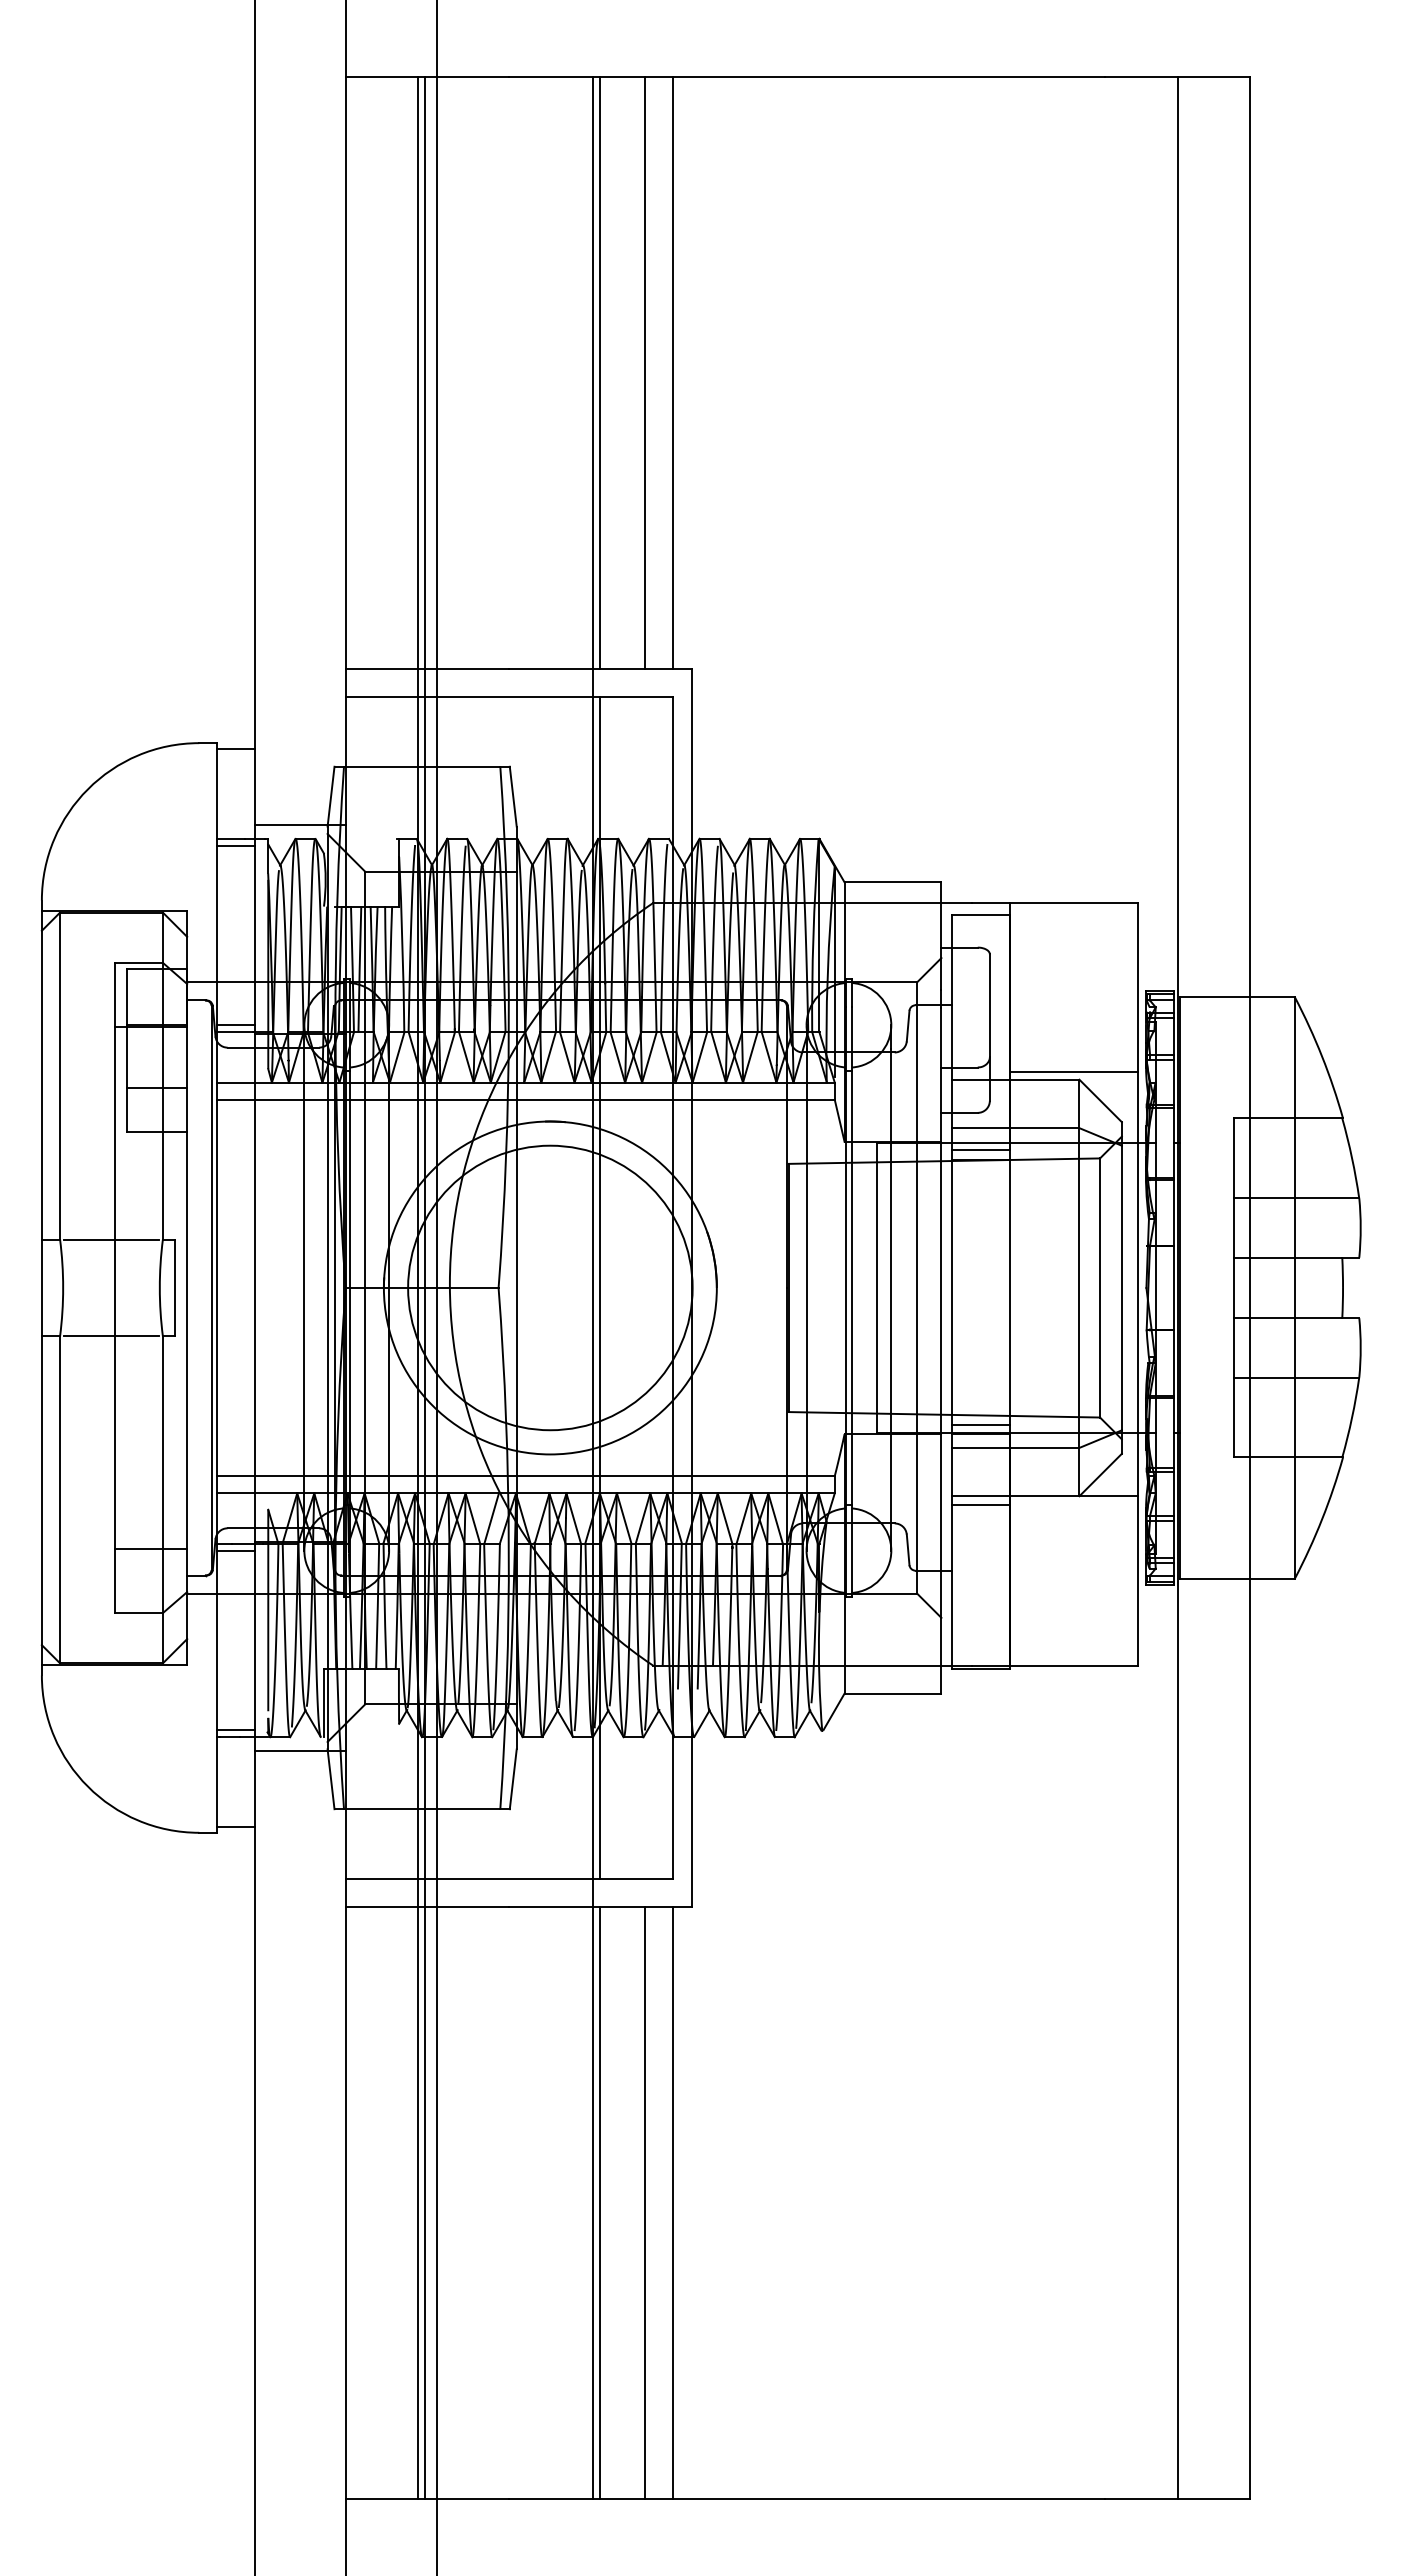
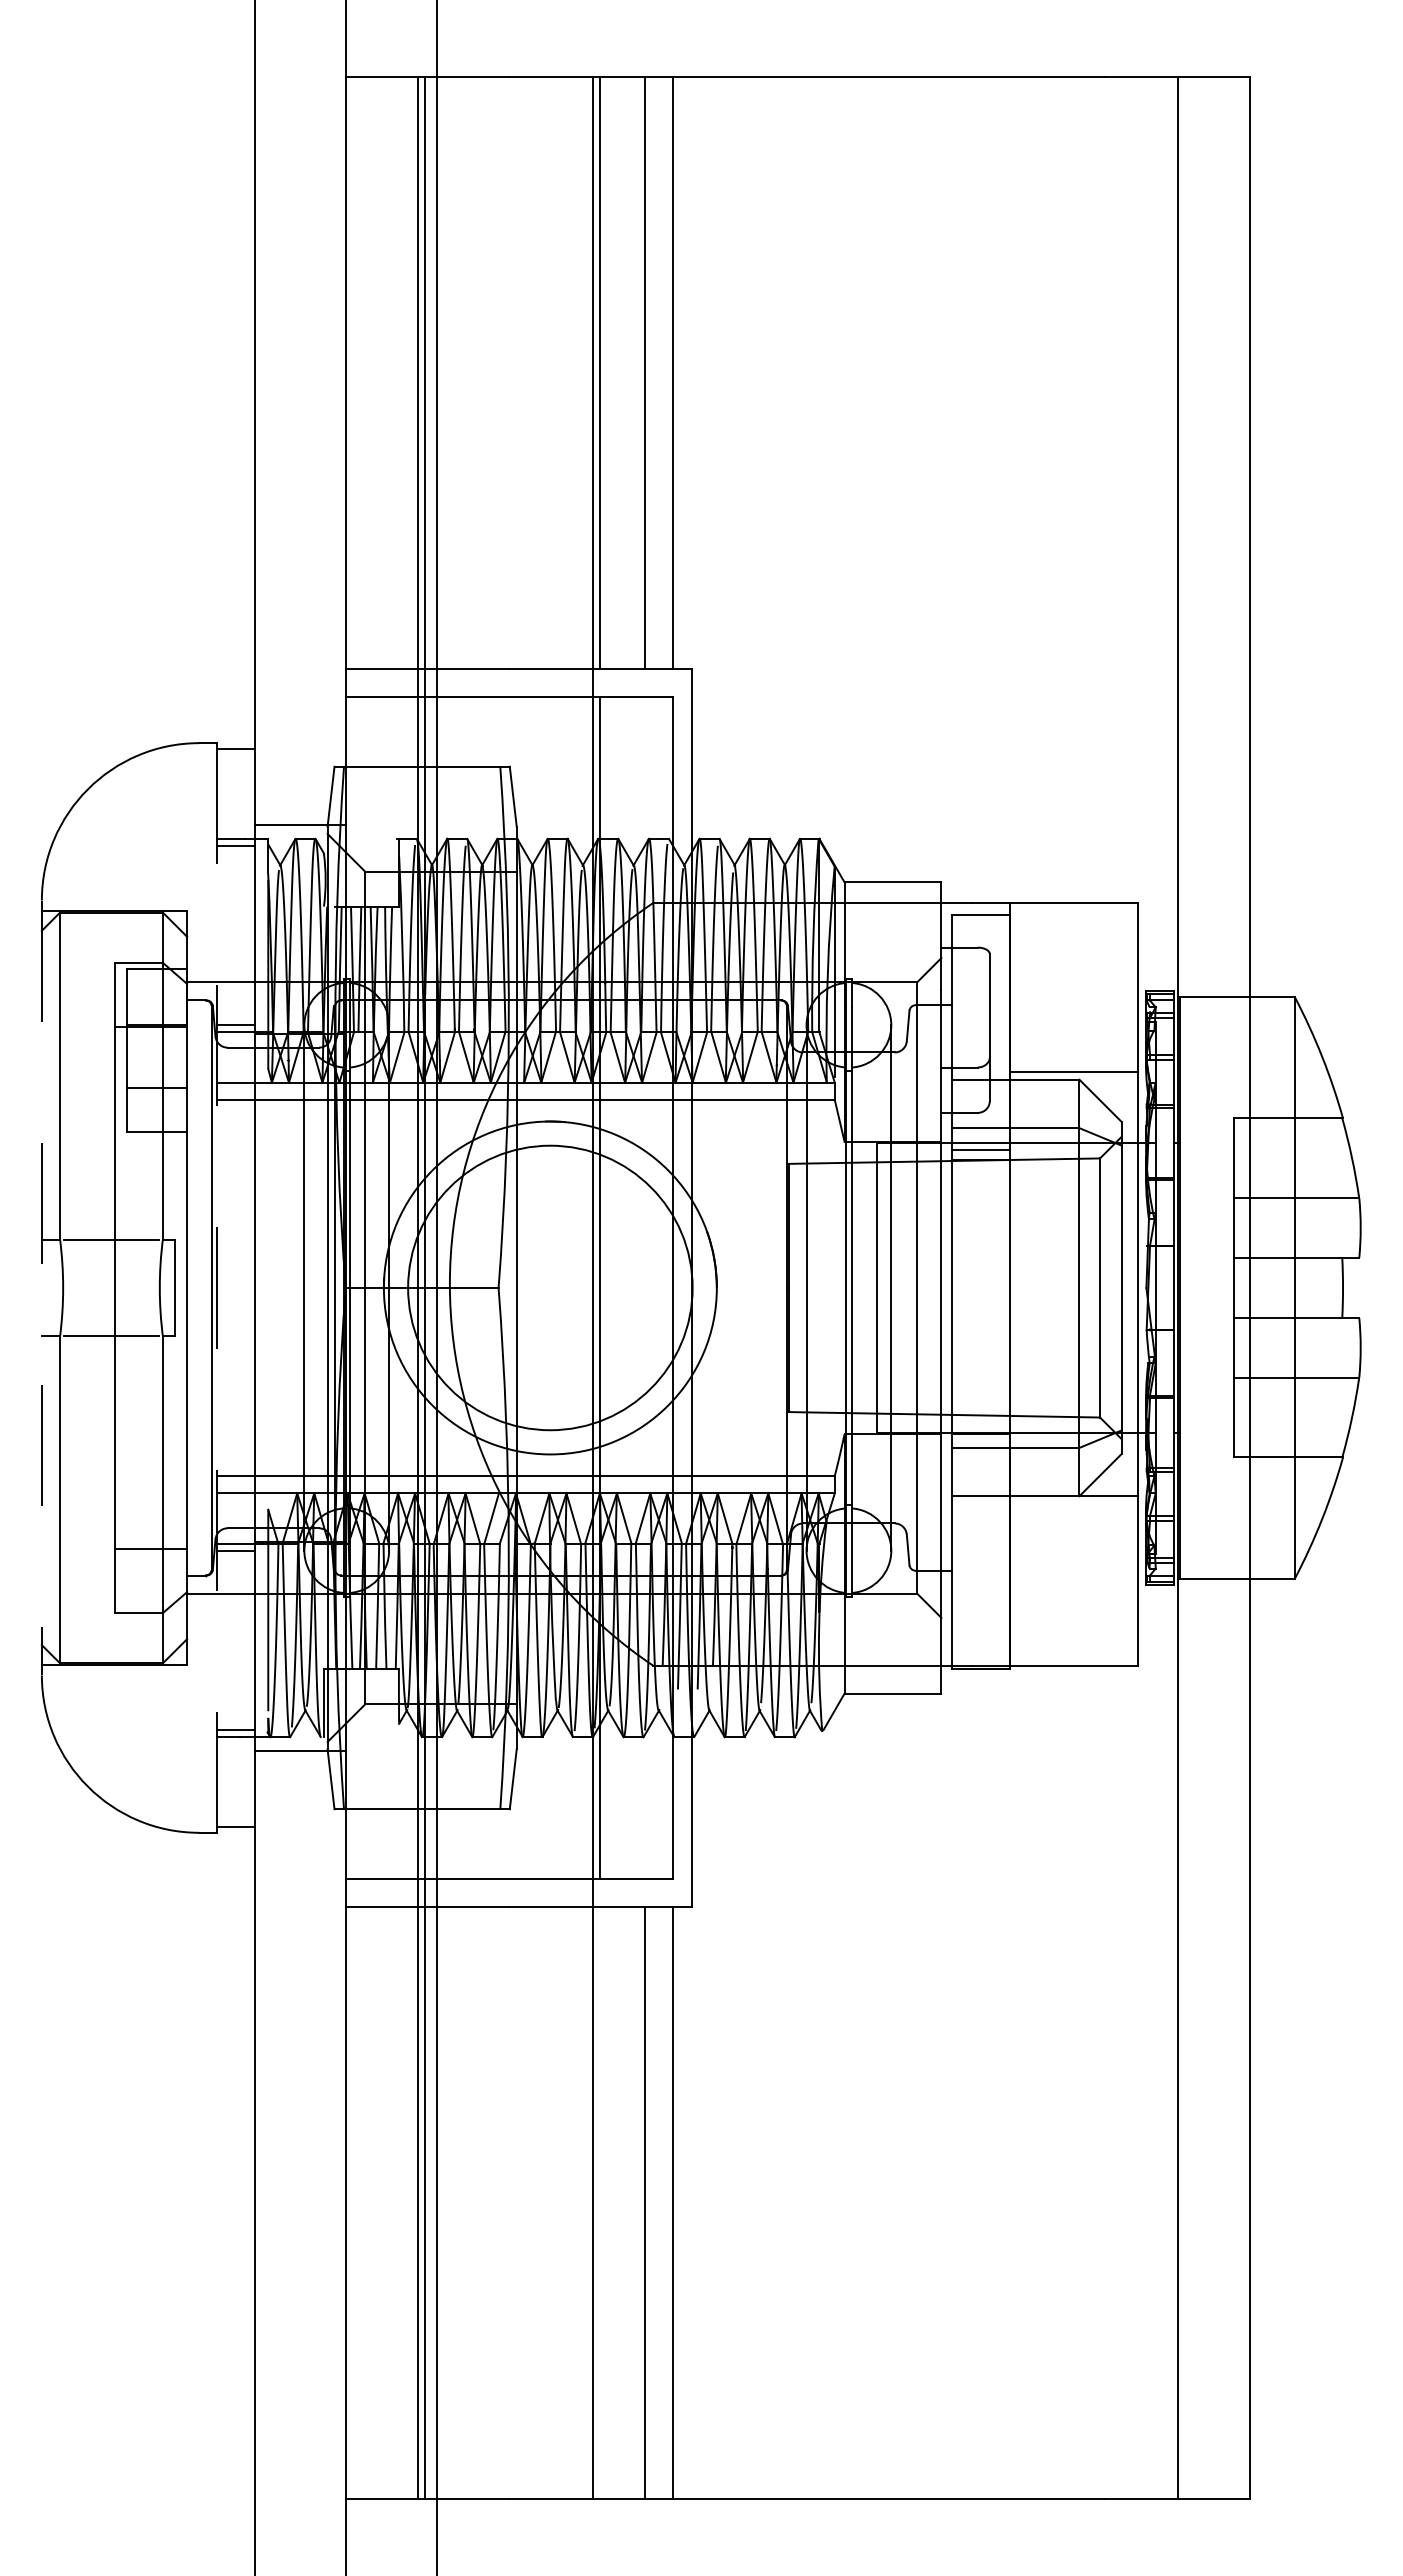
line: solid -> dashed (217, 1287)
line: solid -> dashed (41, 1288)
line: present -> none (981, 1425)
line: present -> none (981, 1504)
line: present -> none (600, 2202)
